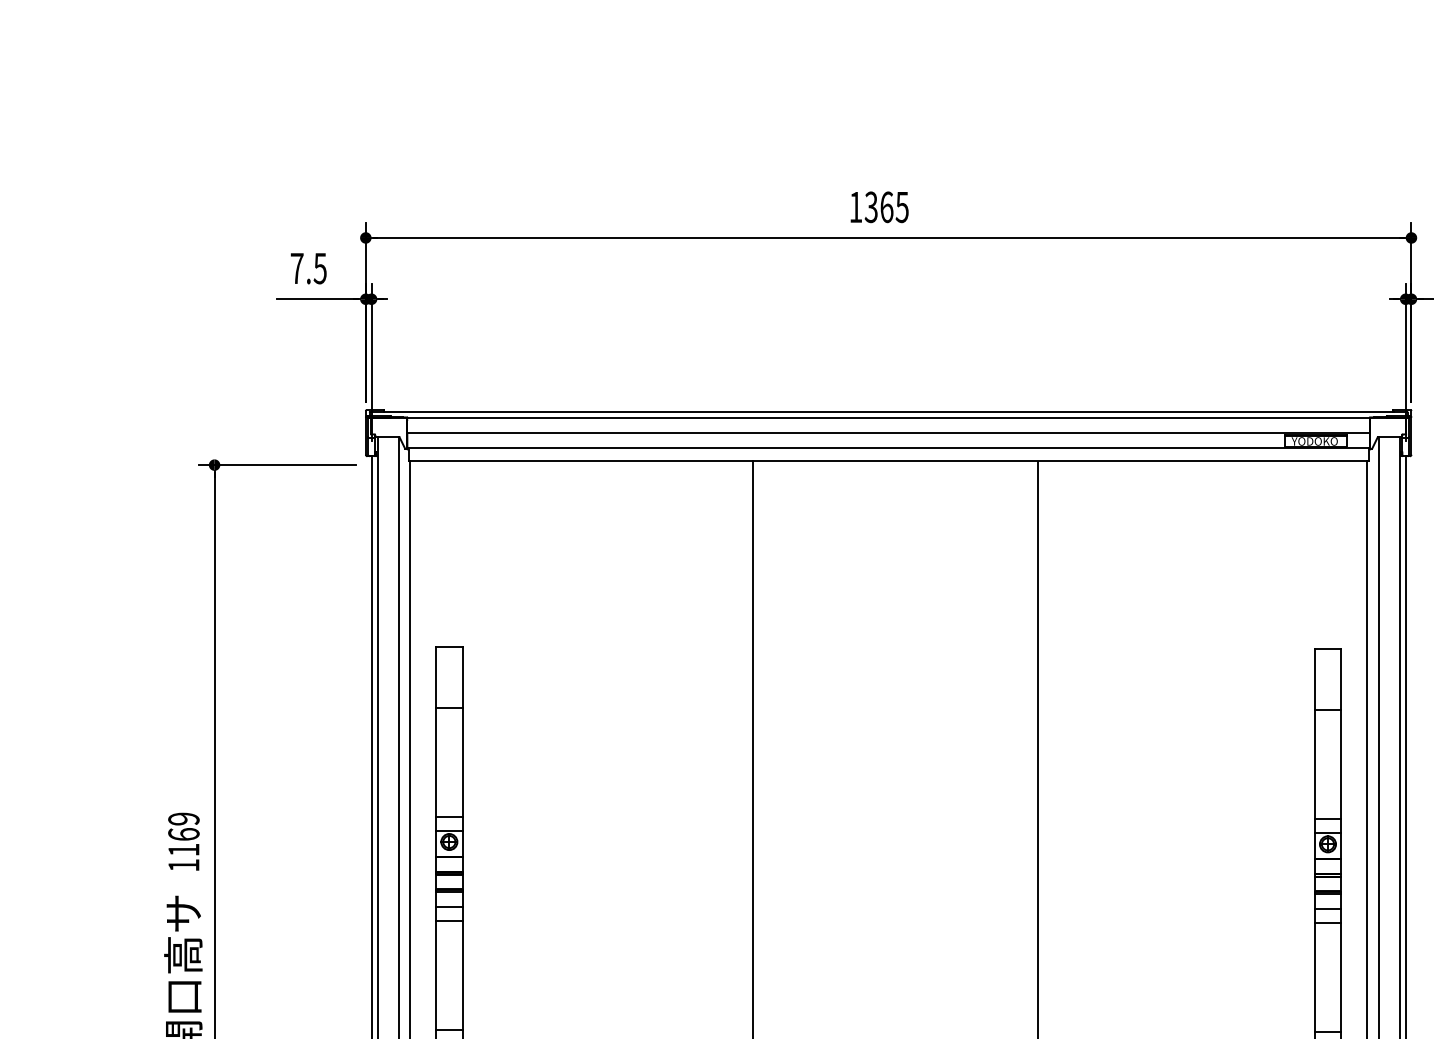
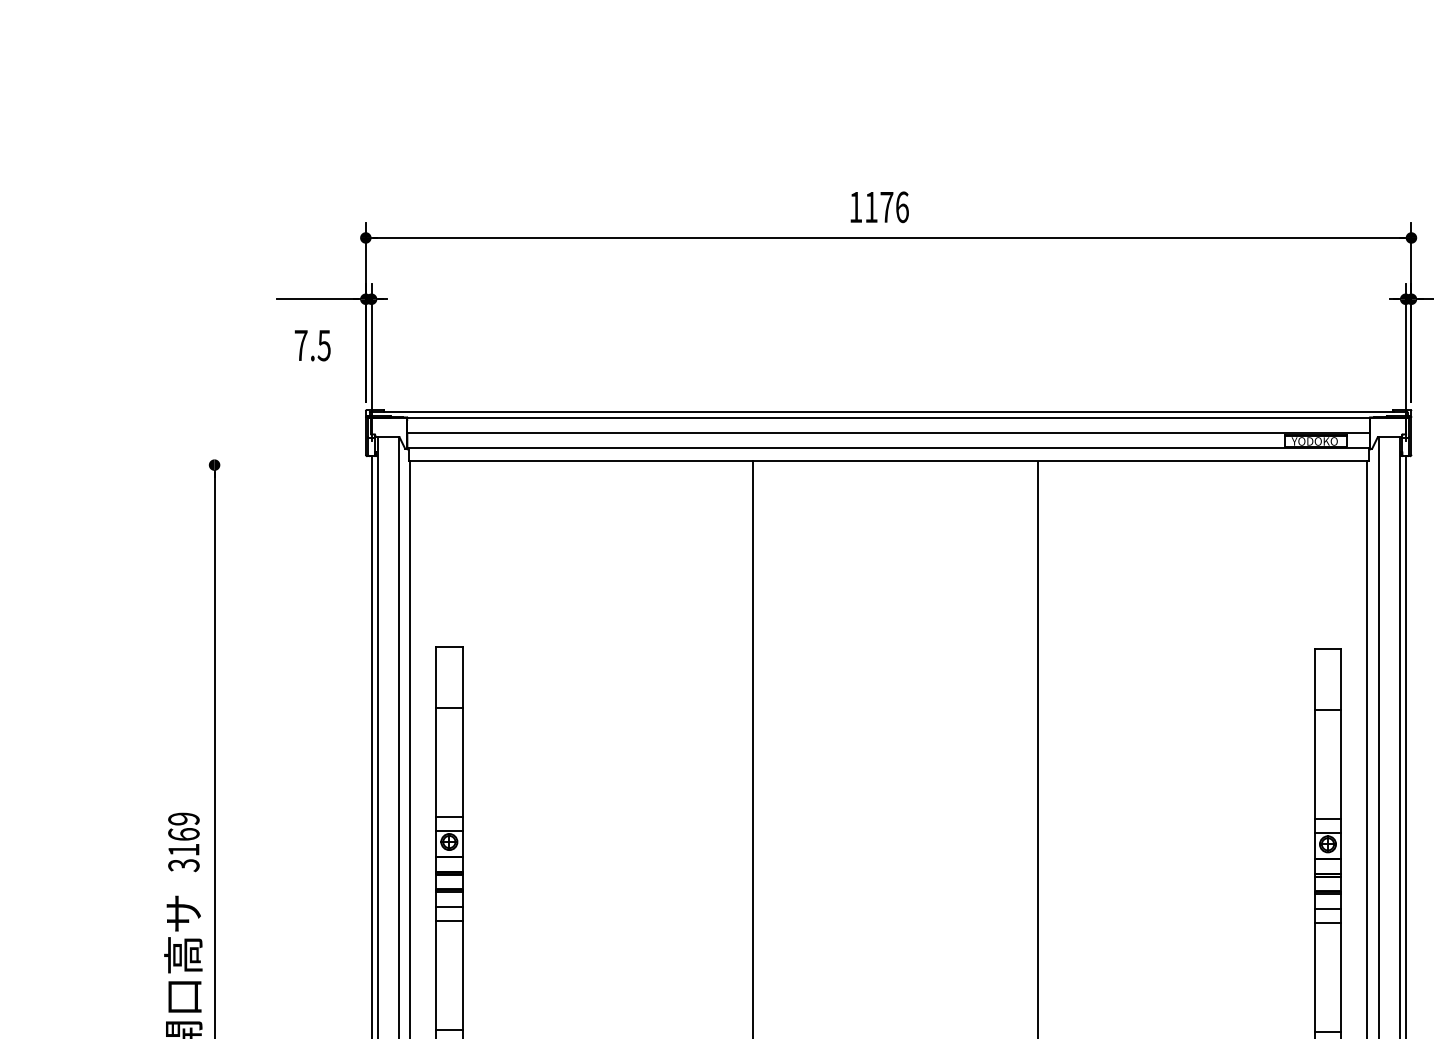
text: 1365 -> 1176 (886, 207)
text position: (308, 268) -> (312, 345) (312, 345)
line: present -> none (277, 465)
text: 1169 -> 3169 (183, 865)
